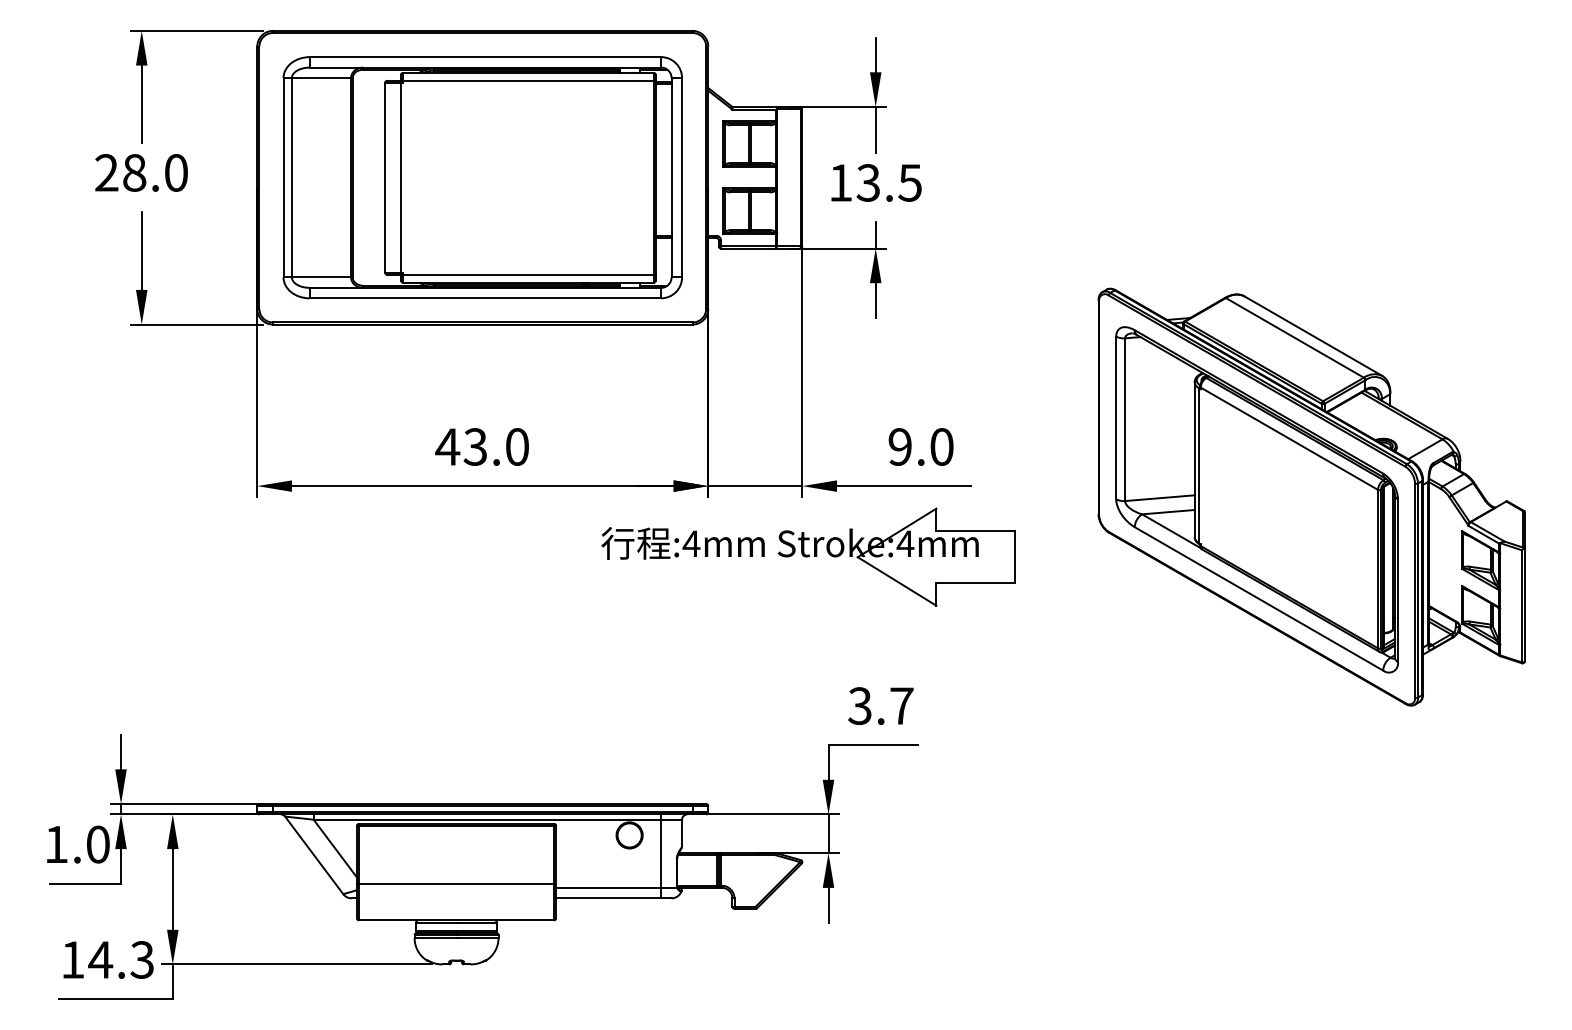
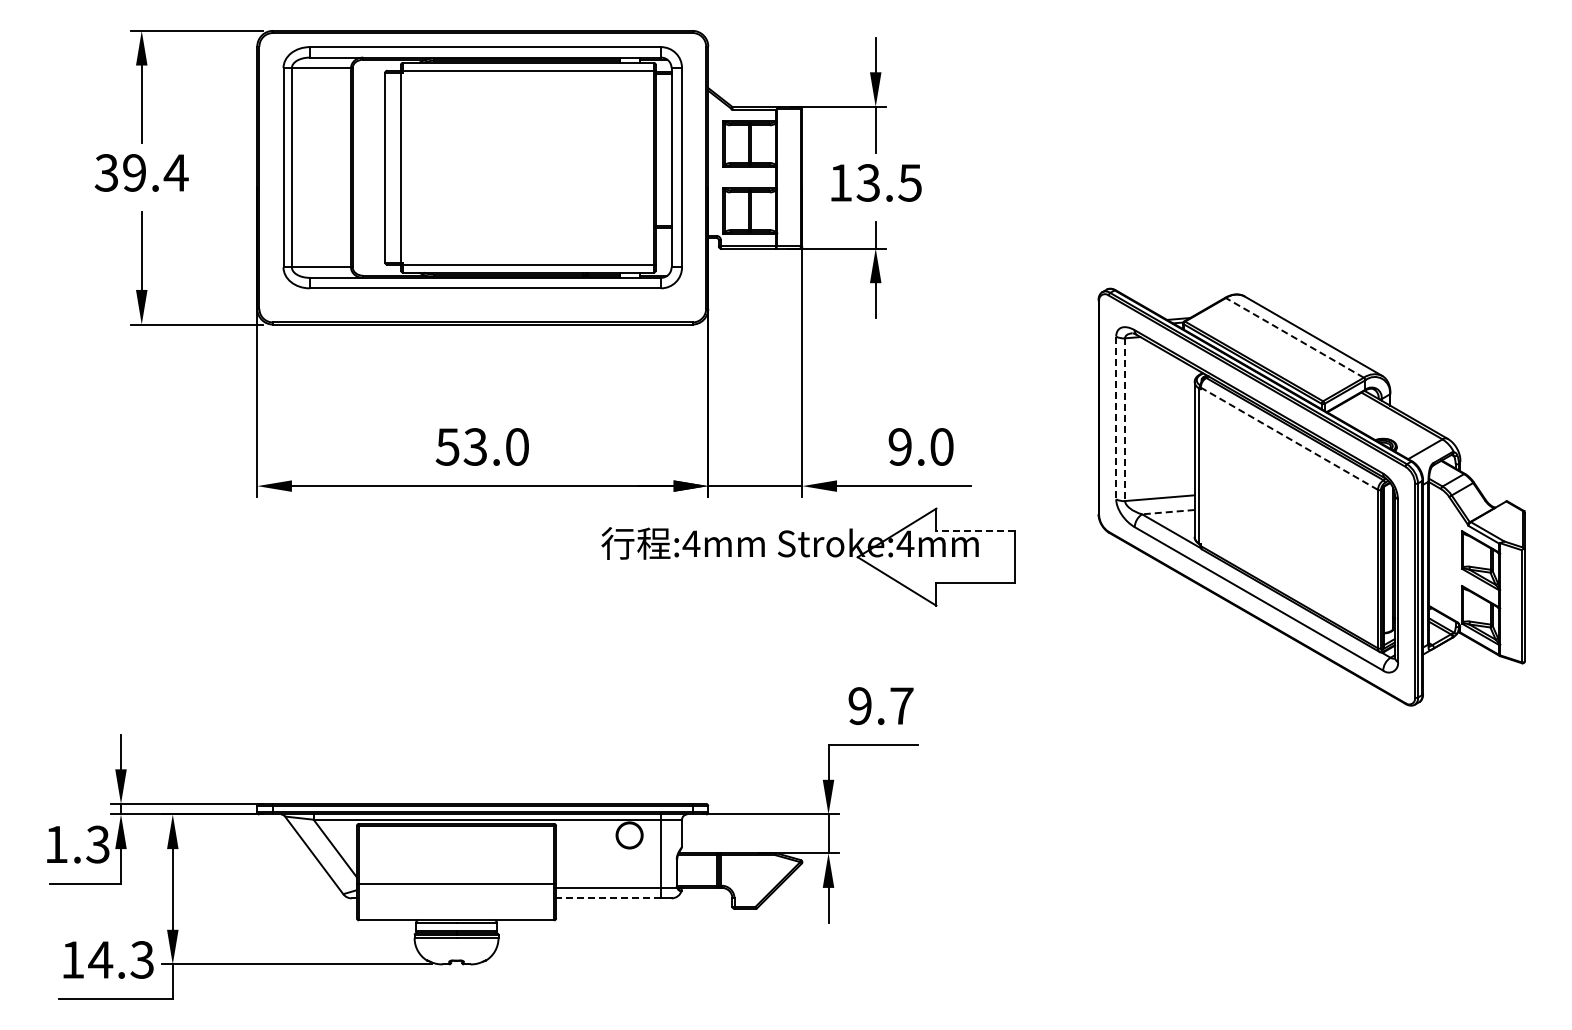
text: 28.0 -> 39.4 (141, 172)
part position: (482, 177) -> (482, 167) (482, 167)
line: solid -> dashed (1294, 337)
line: solid -> dashed (1116, 418)
line: solid -> dashed (1125, 420)
line: solid -> dashed (1288, 438)
text: 43.0 -> 53.0 (447, 446)
line: solid -> dashed (1167, 512)
line: solid -> dashed (975, 530)
text: 3.7 -> 9.7 (859, 705)
text: 1.0 -> 1.3 (97, 844)
line: solid -> dashed (608, 898)
